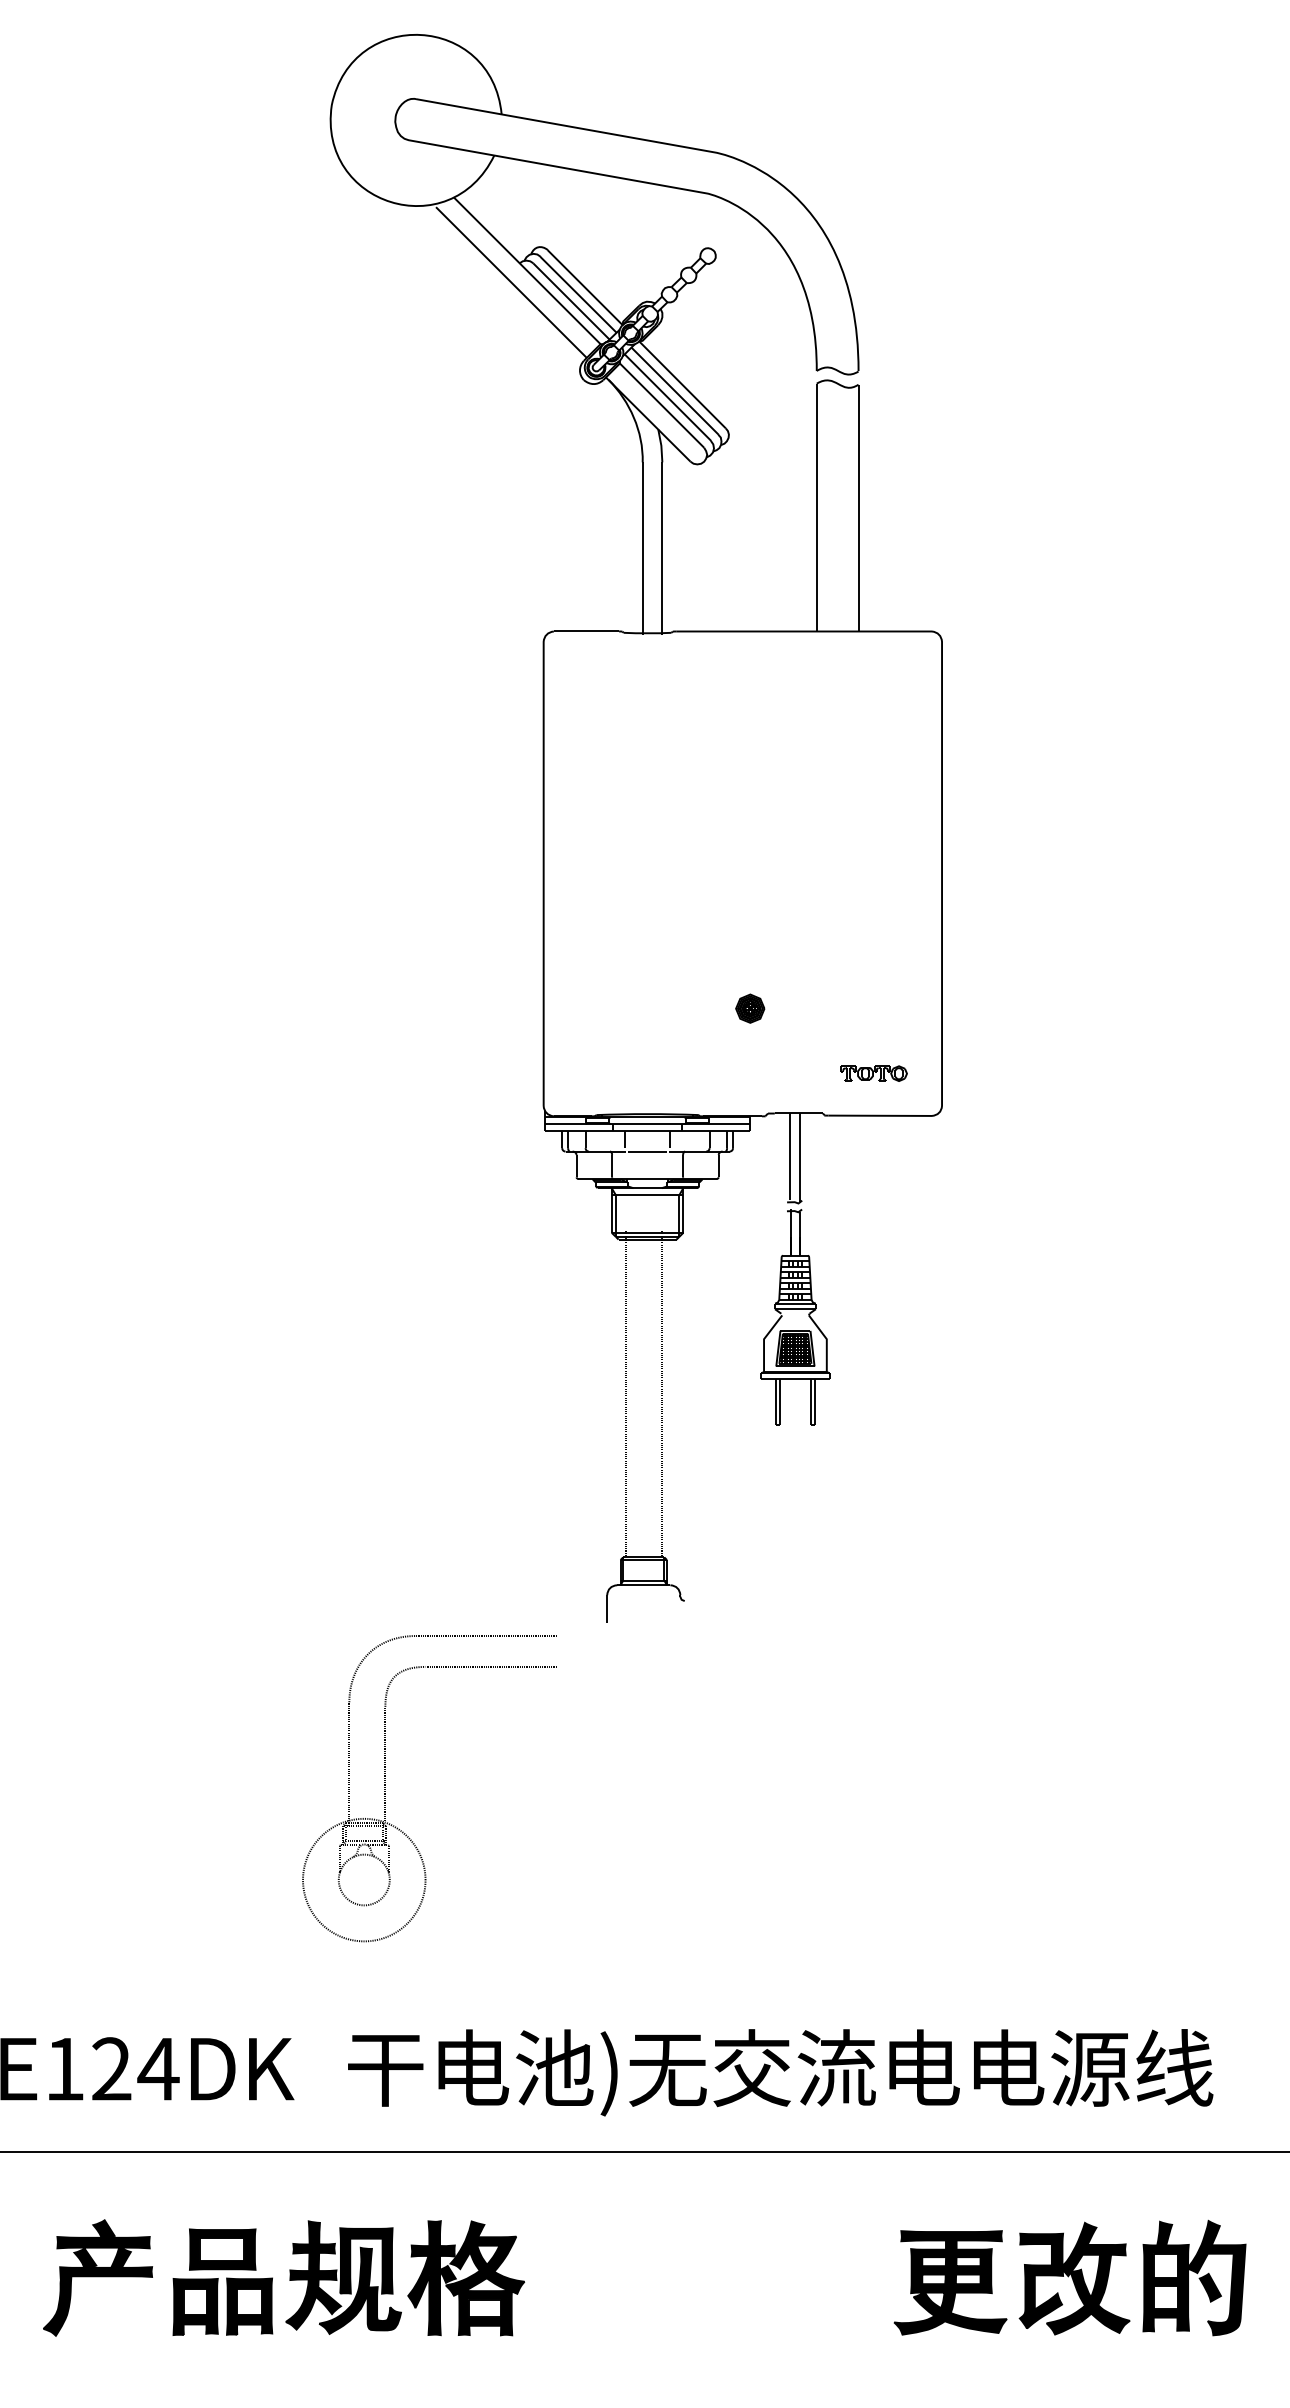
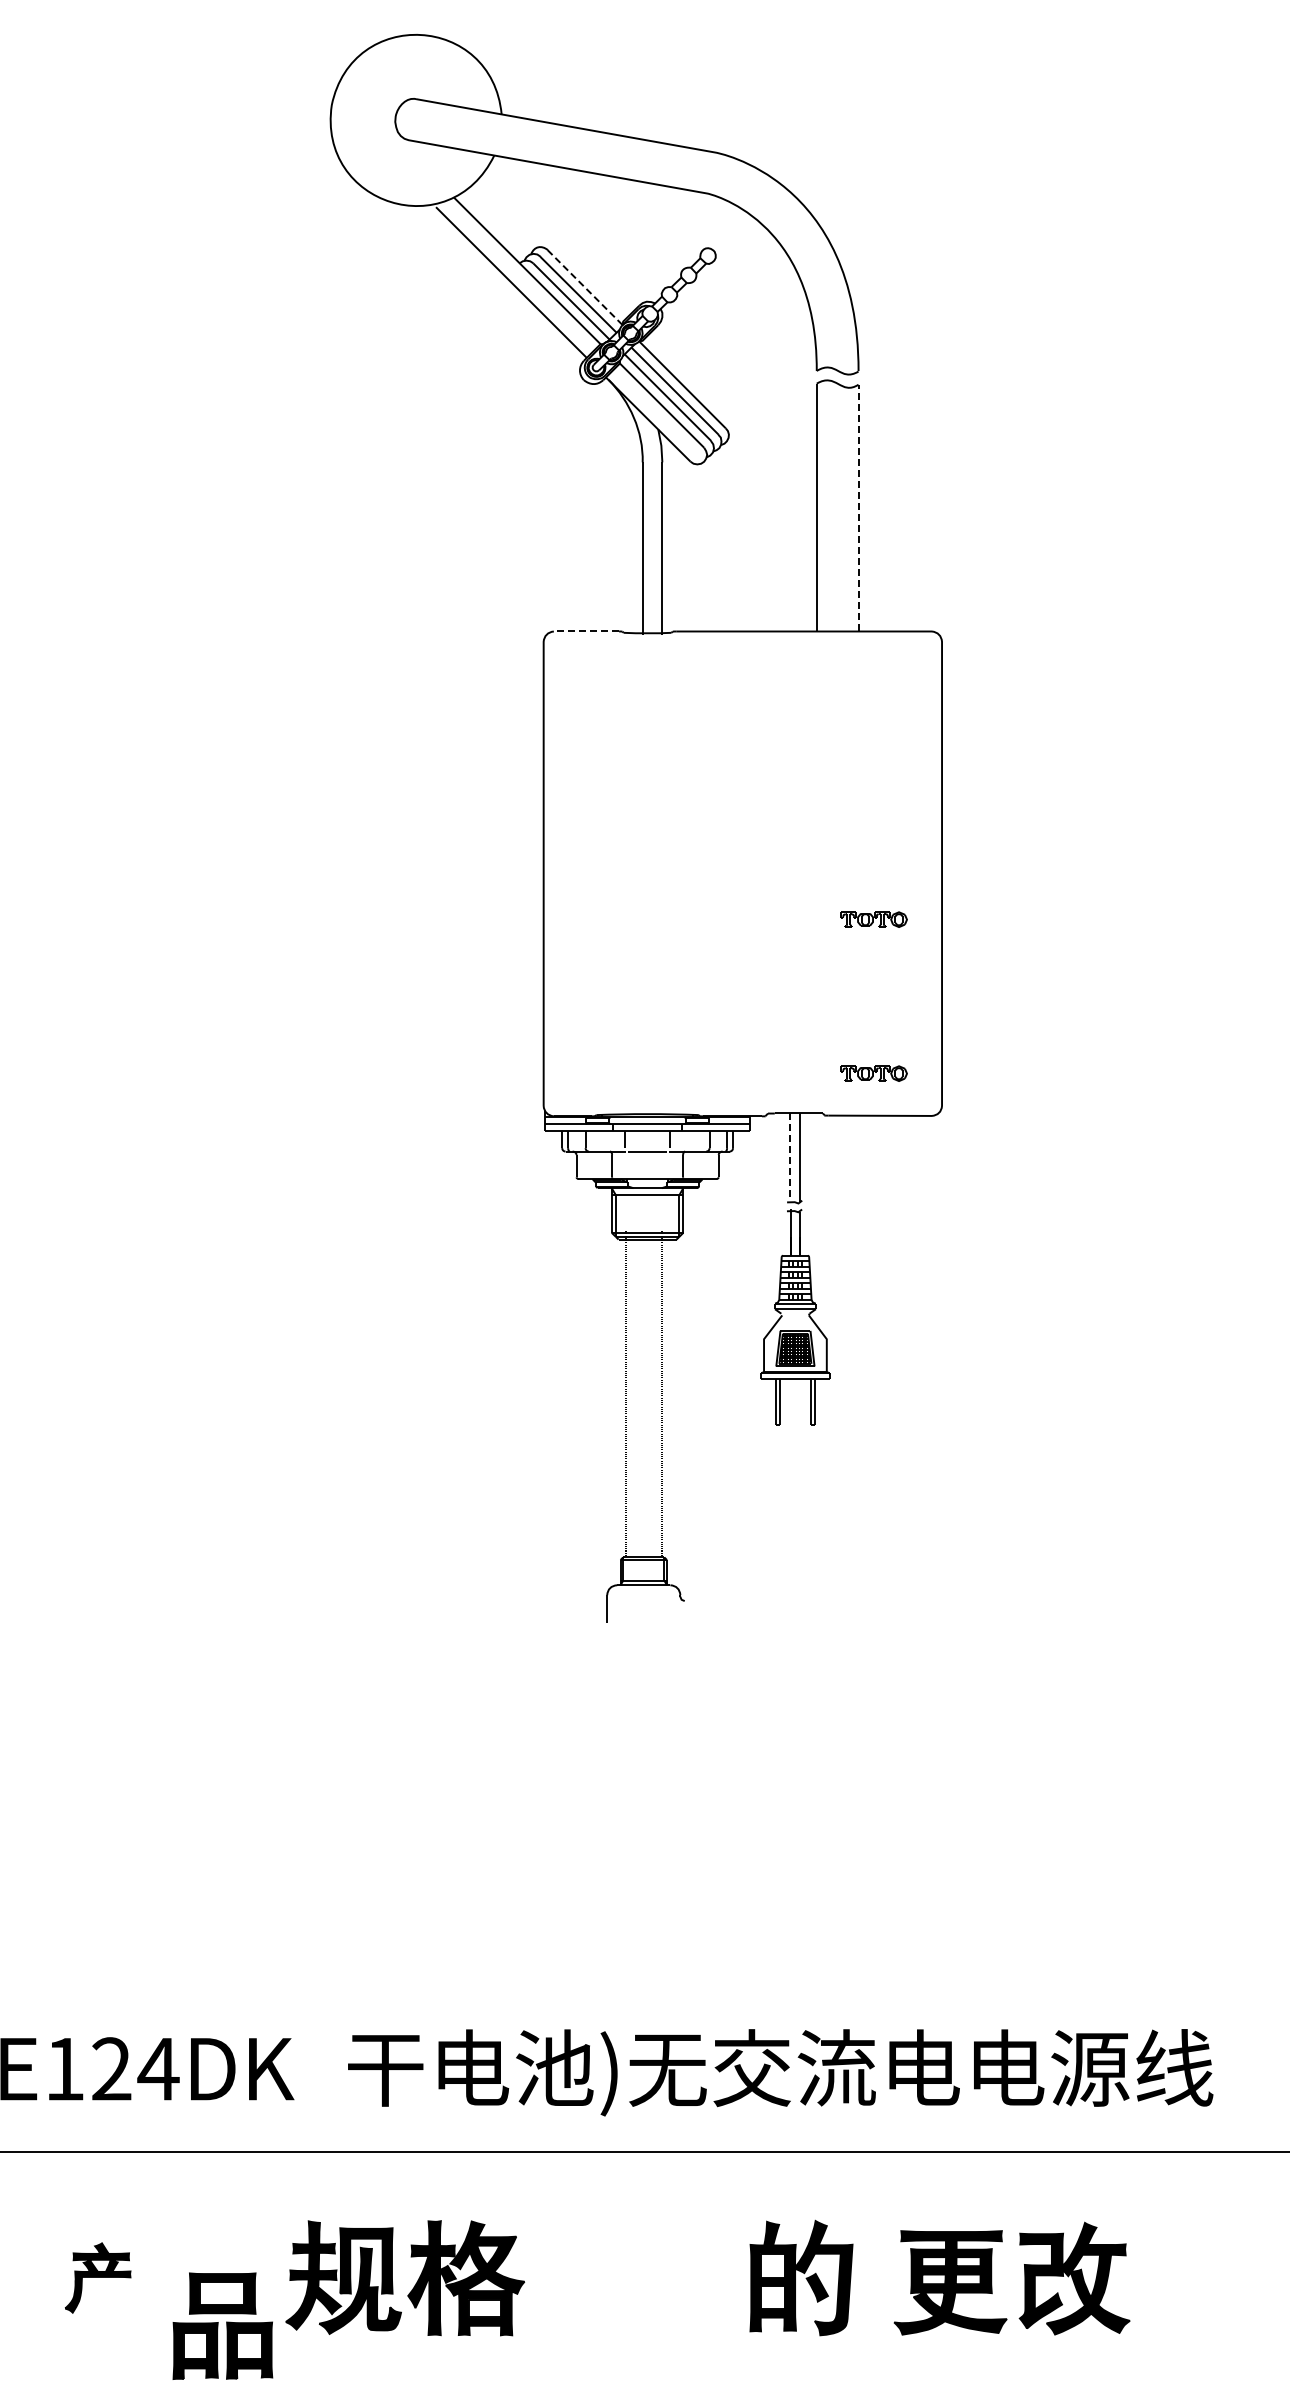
line: solid -> dashed (585, 287)
line: solid -> dashed (858, 507)
line: solid -> dashed (586, 631)
part: none -> present (873, 919)
part: present -> none (750, 1008)
line: solid -> dashed (790, 1156)
part: present -> none (385, 1787)
part size: 110x118 px -> 67x72 px (98, 2277)
part position: (1194, 2277) -> (801, 2277) (801, 2277)
part position: (222, 2281) -> (222, 2325) (222, 2325)
